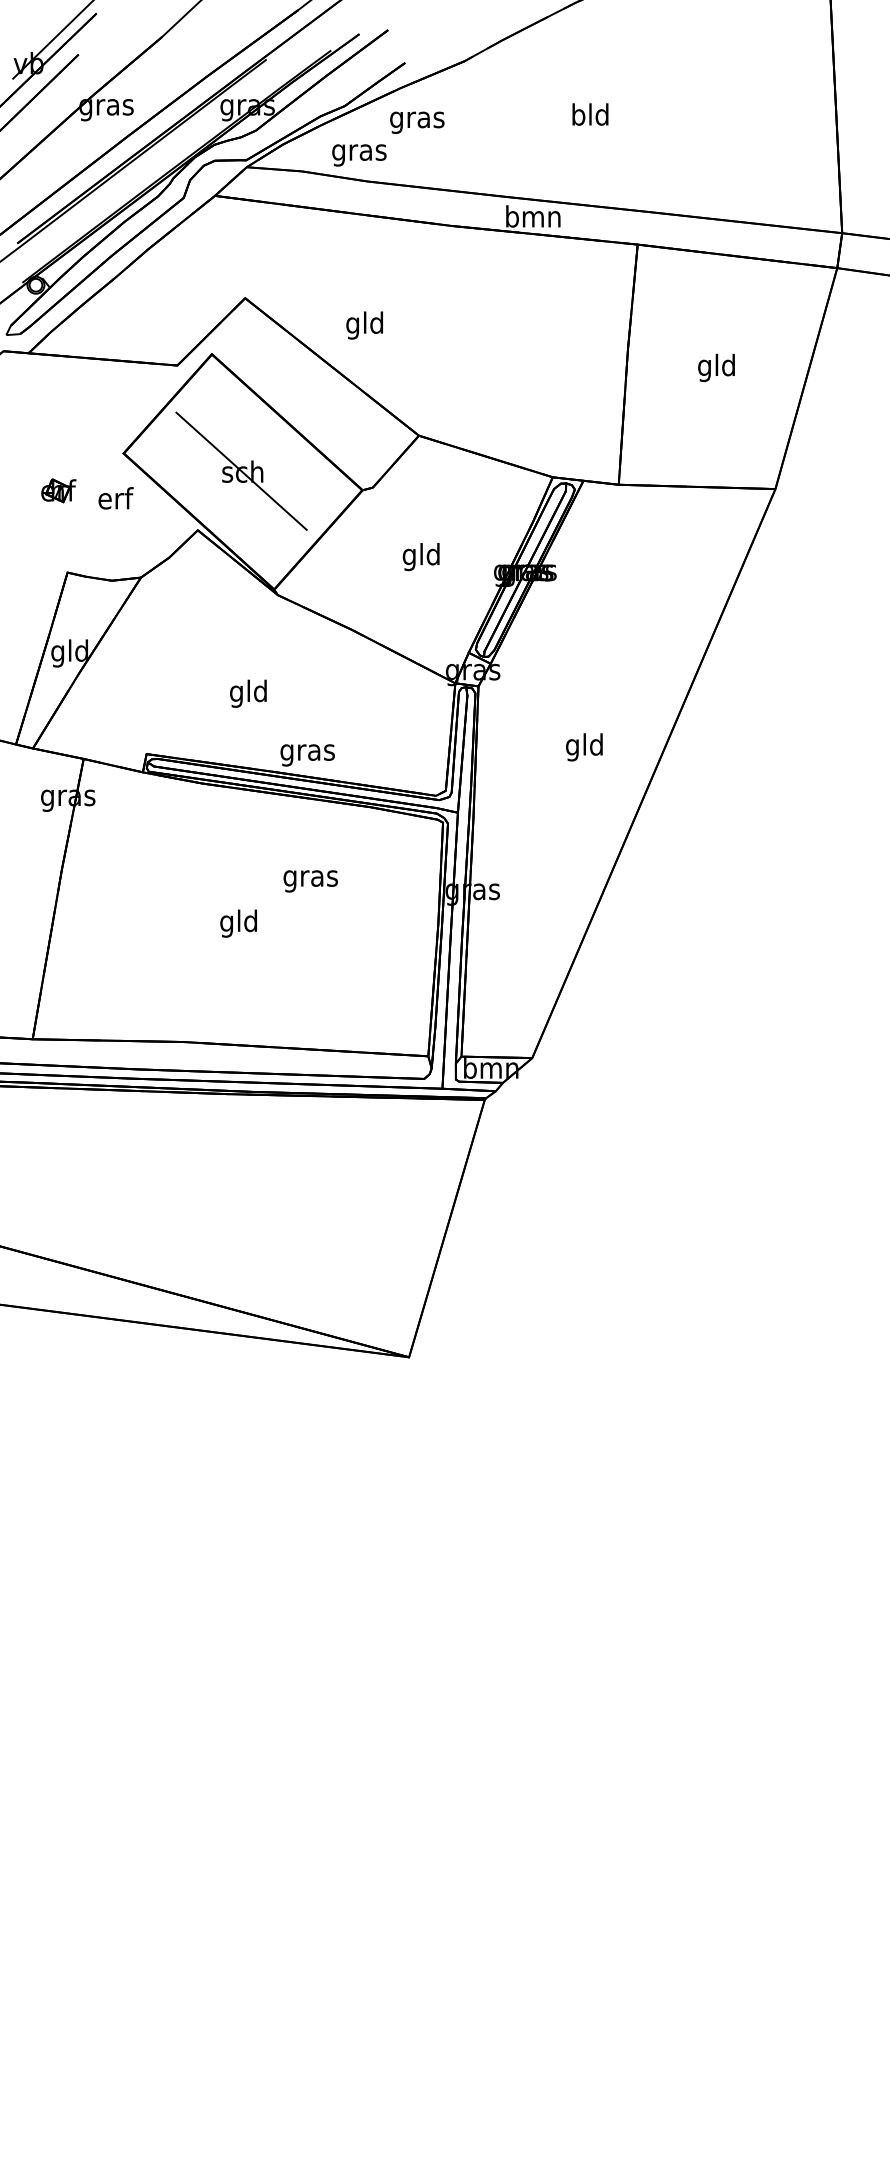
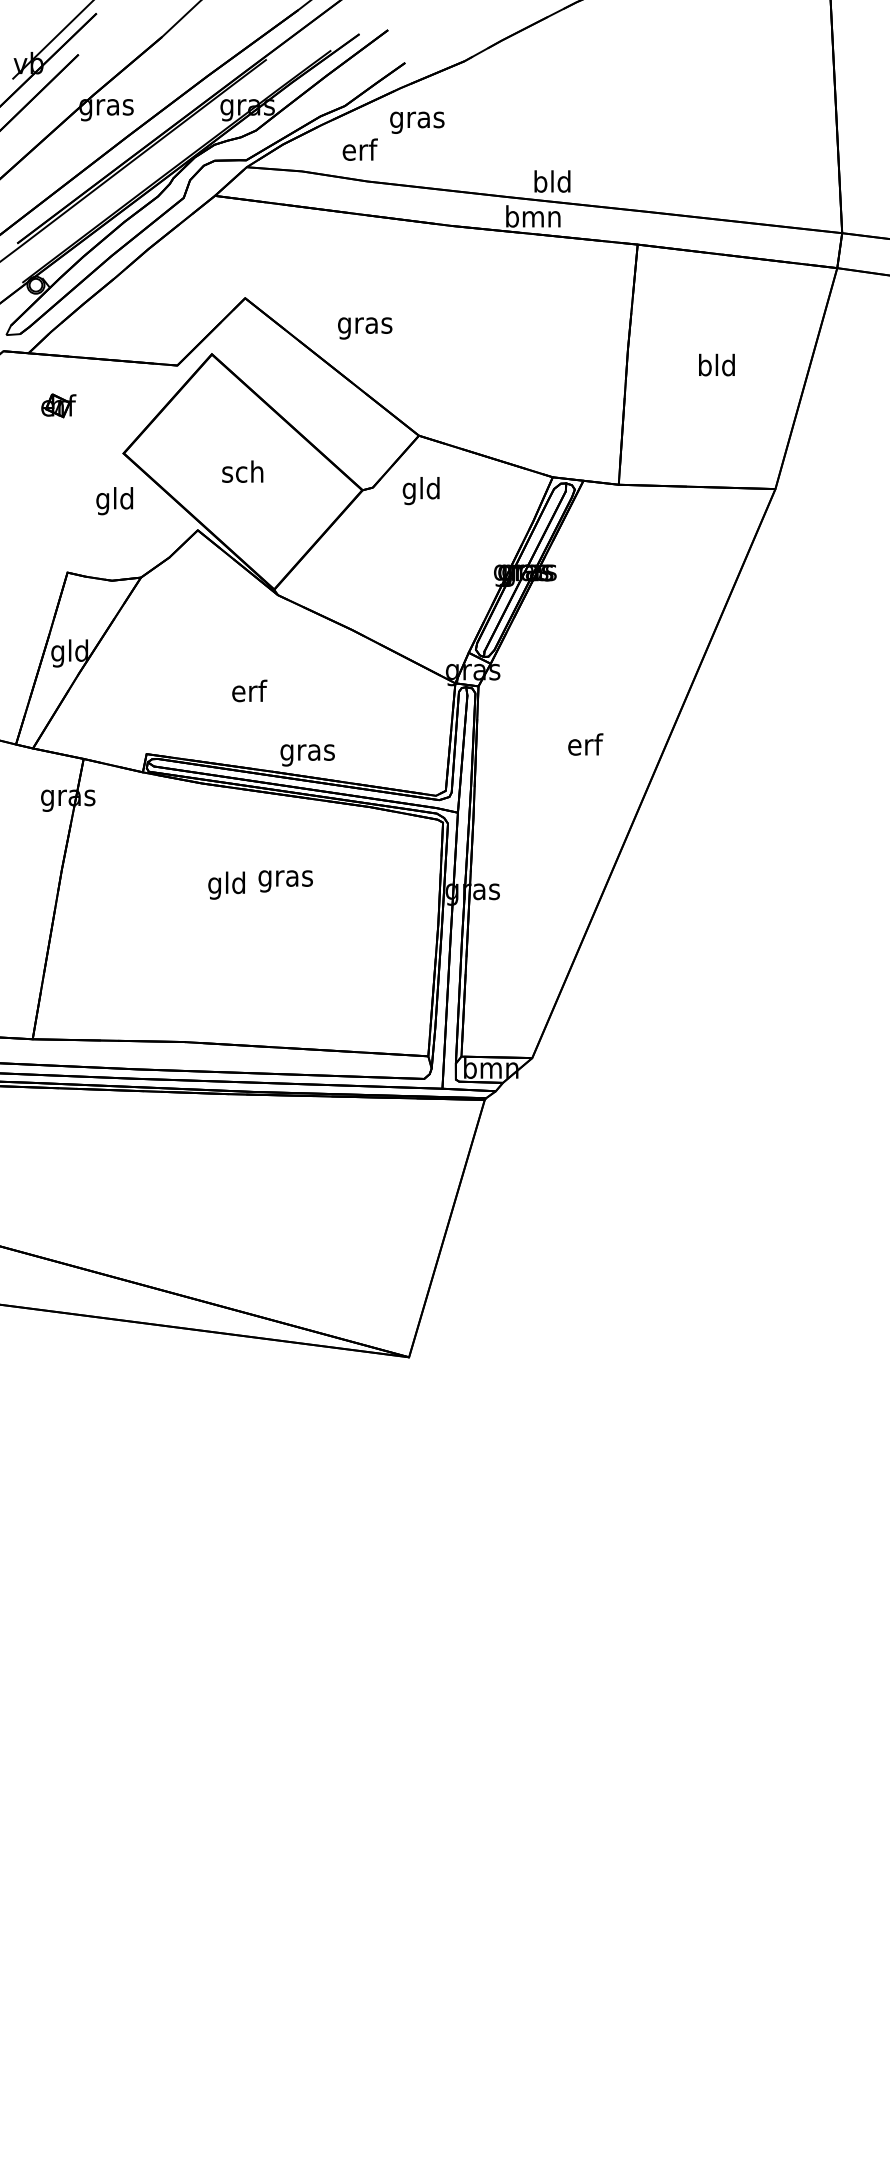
text position: (590, 114) -> (552, 181) (552, 181)
text: gras -> erf (359, 152)
text: gld -> gras (365, 325)
text: gld -> bld (704, 367)
line: present -> none (241, 470)
part position: (58, 490) -> (58, 405) (58, 405)
text: erf -> gld (114, 501)
text position: (420, 557) -> (420, 491) (420, 491)
text: gld -> erf (248, 693)
text: gld -> erf (584, 747)
text position: (310, 881) -> (285, 881) (285, 881)
text position: (238, 923) -> (226, 885) (226, 885)
